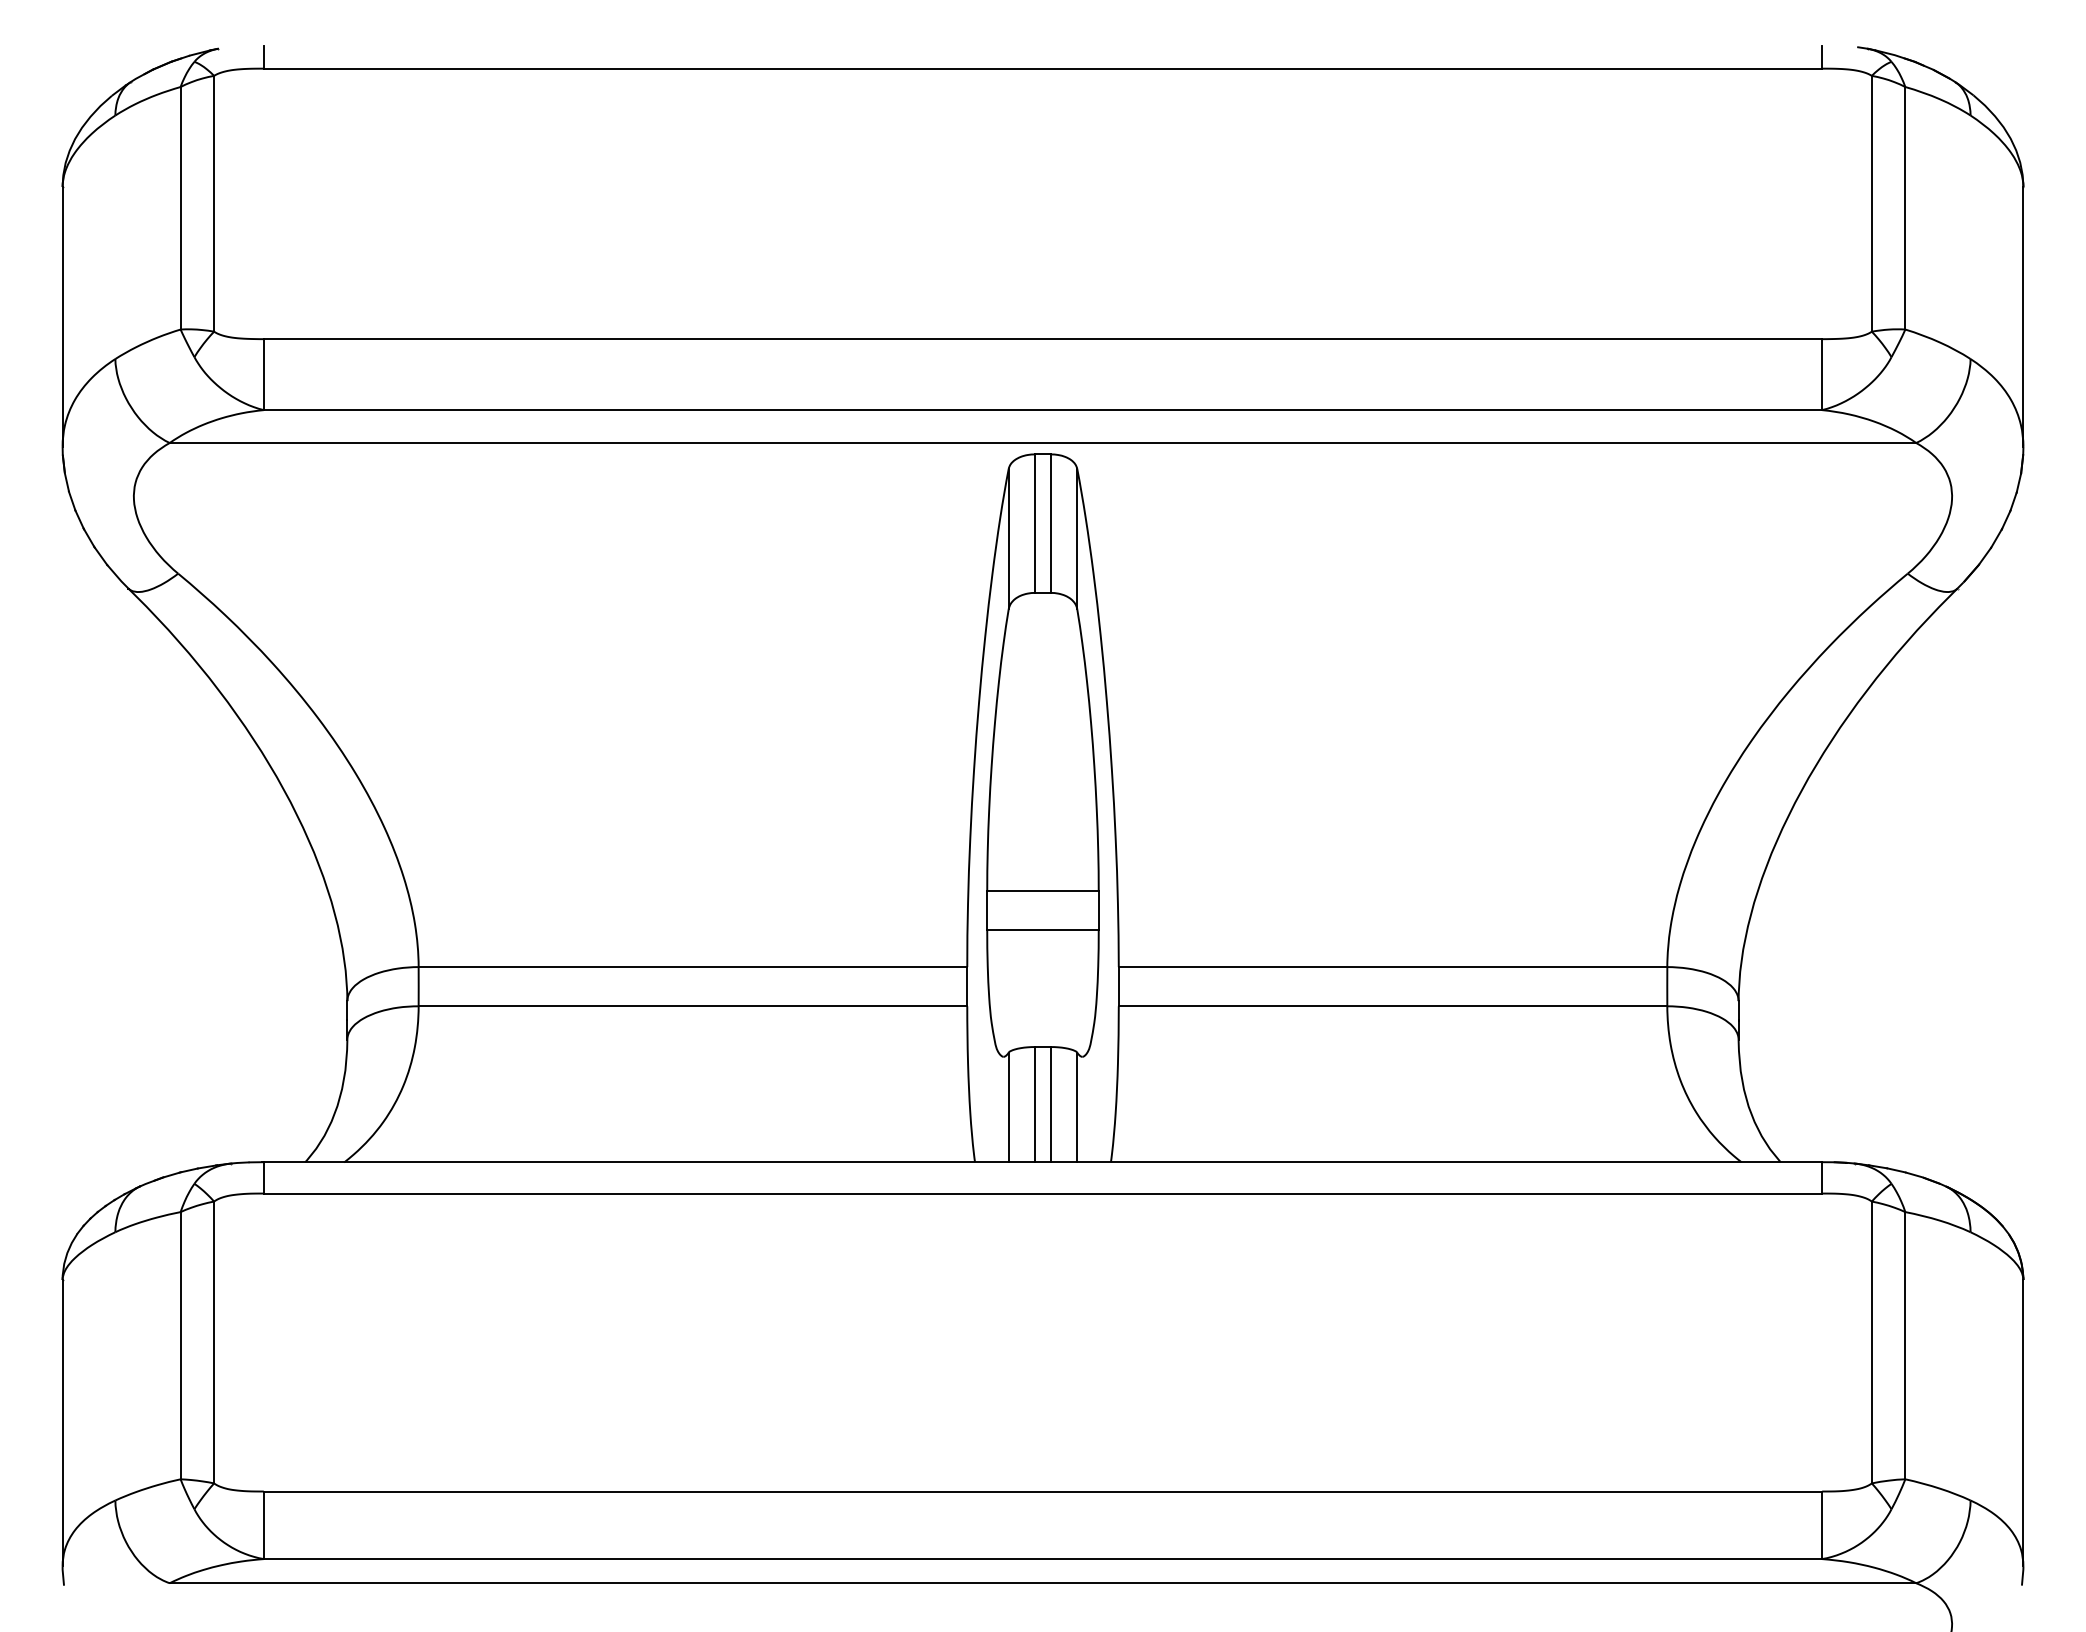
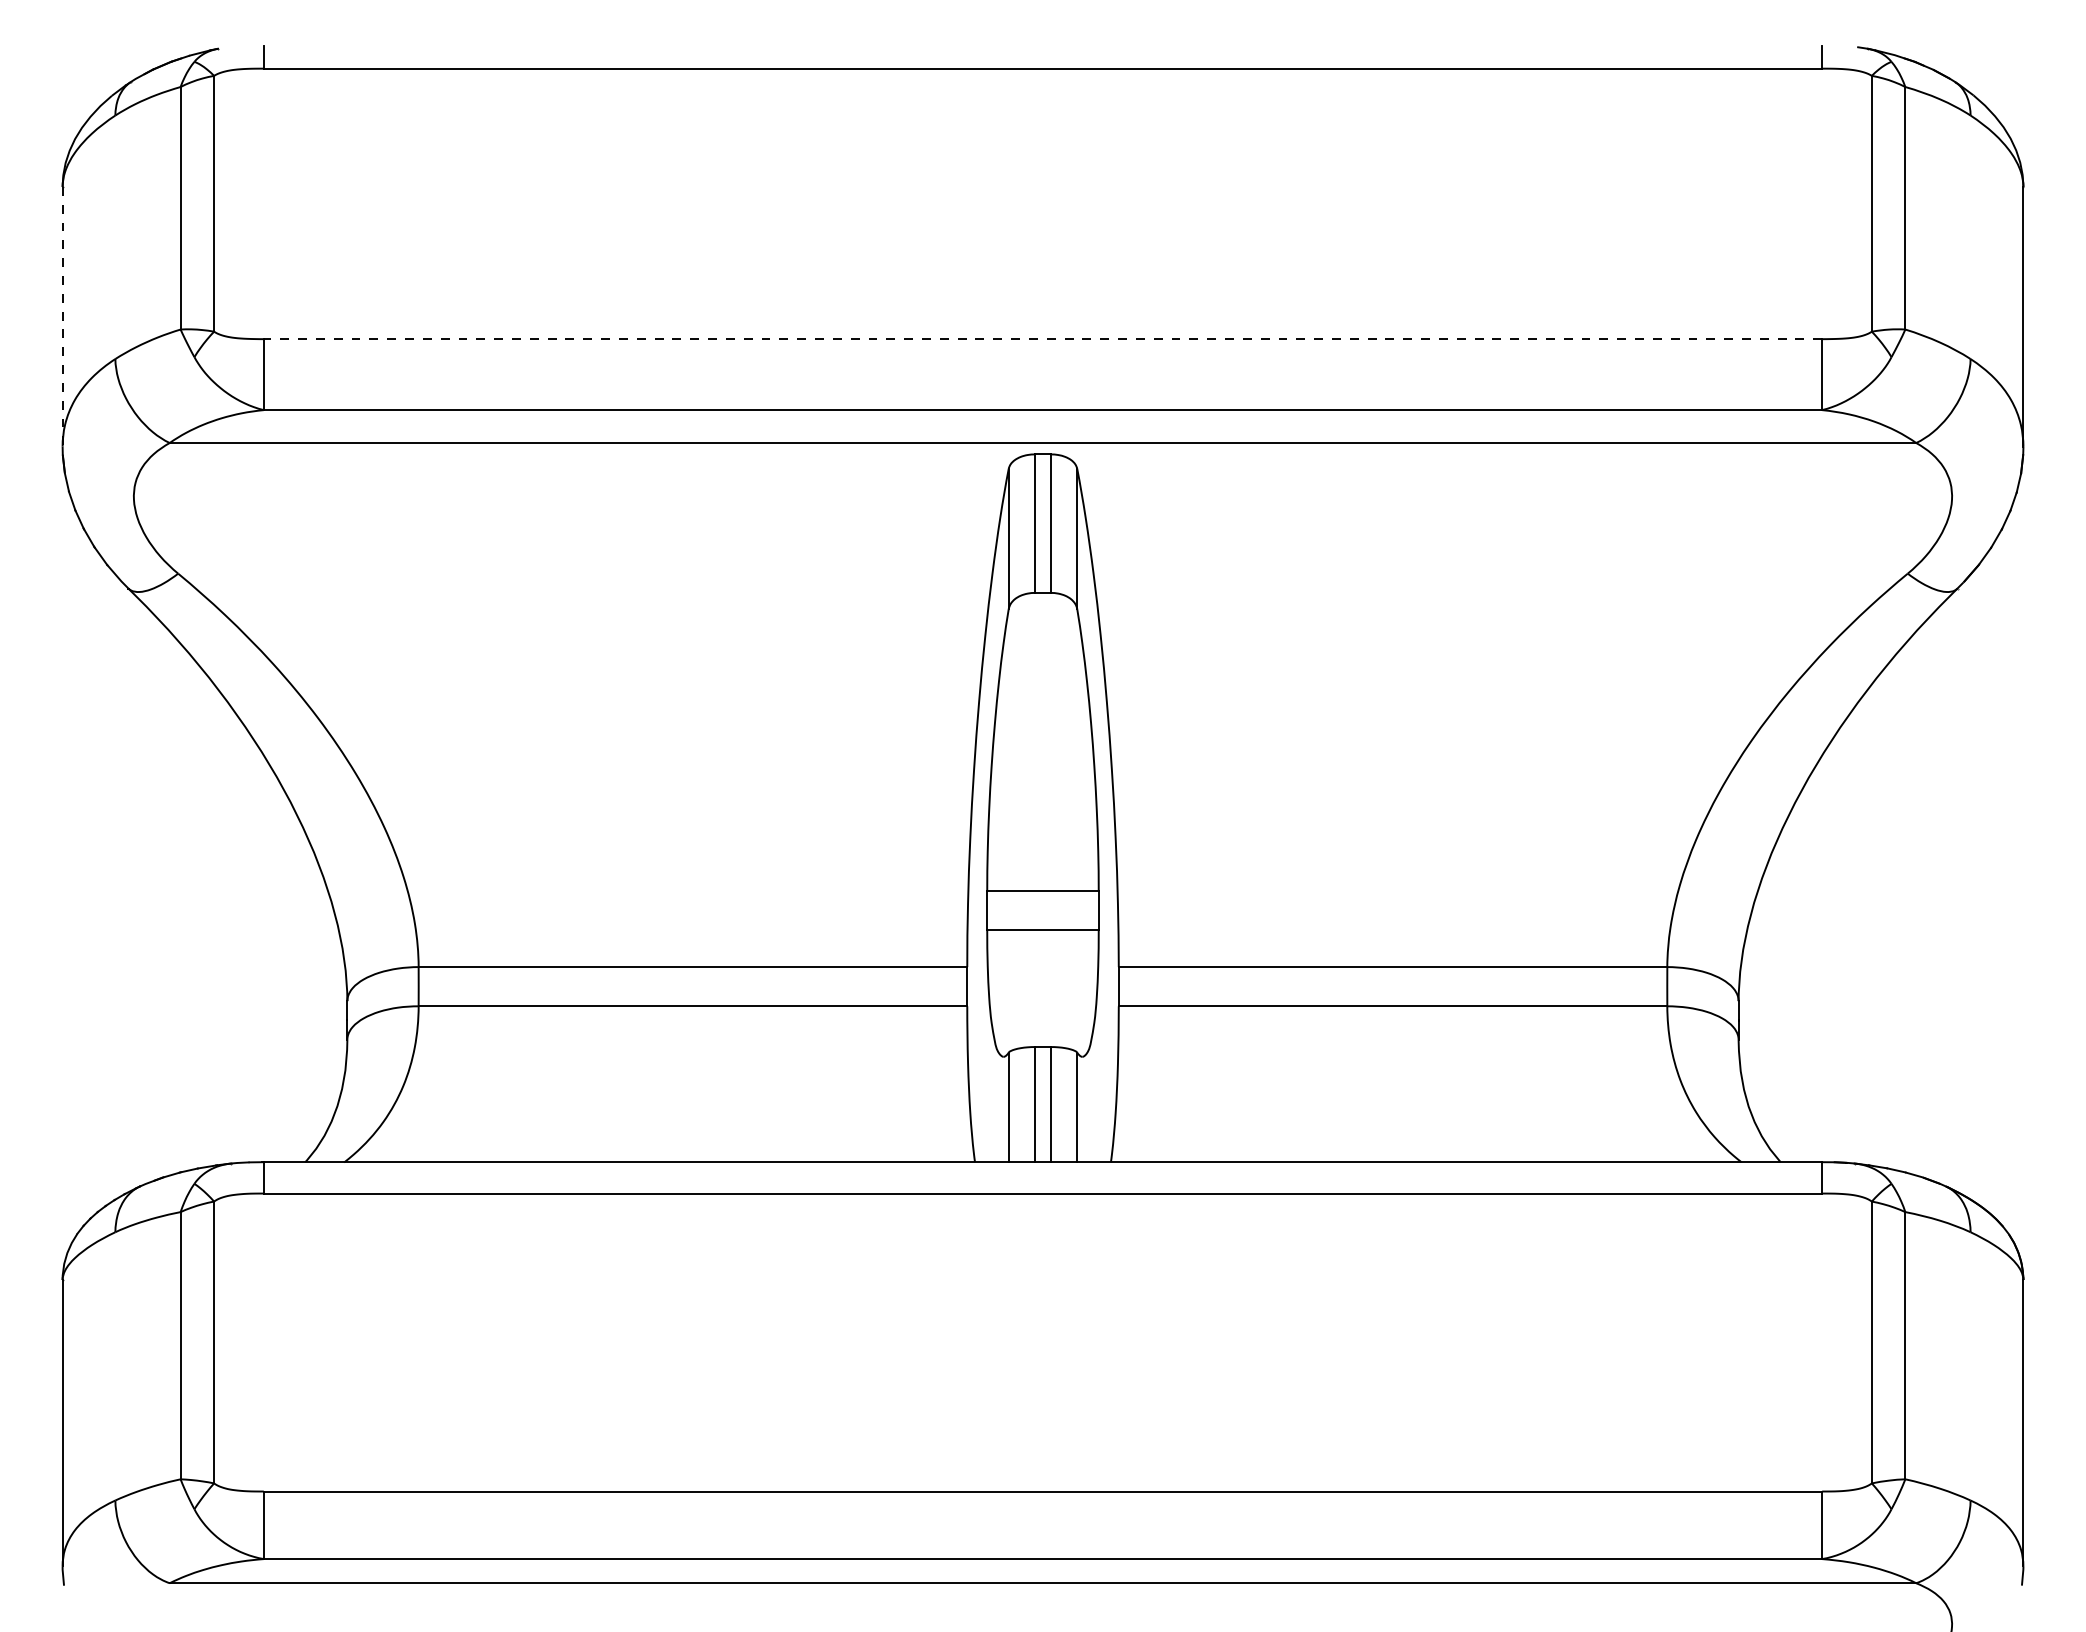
line: solid -> dashed (62, 316)
line: solid -> dashed (1042, 339)
